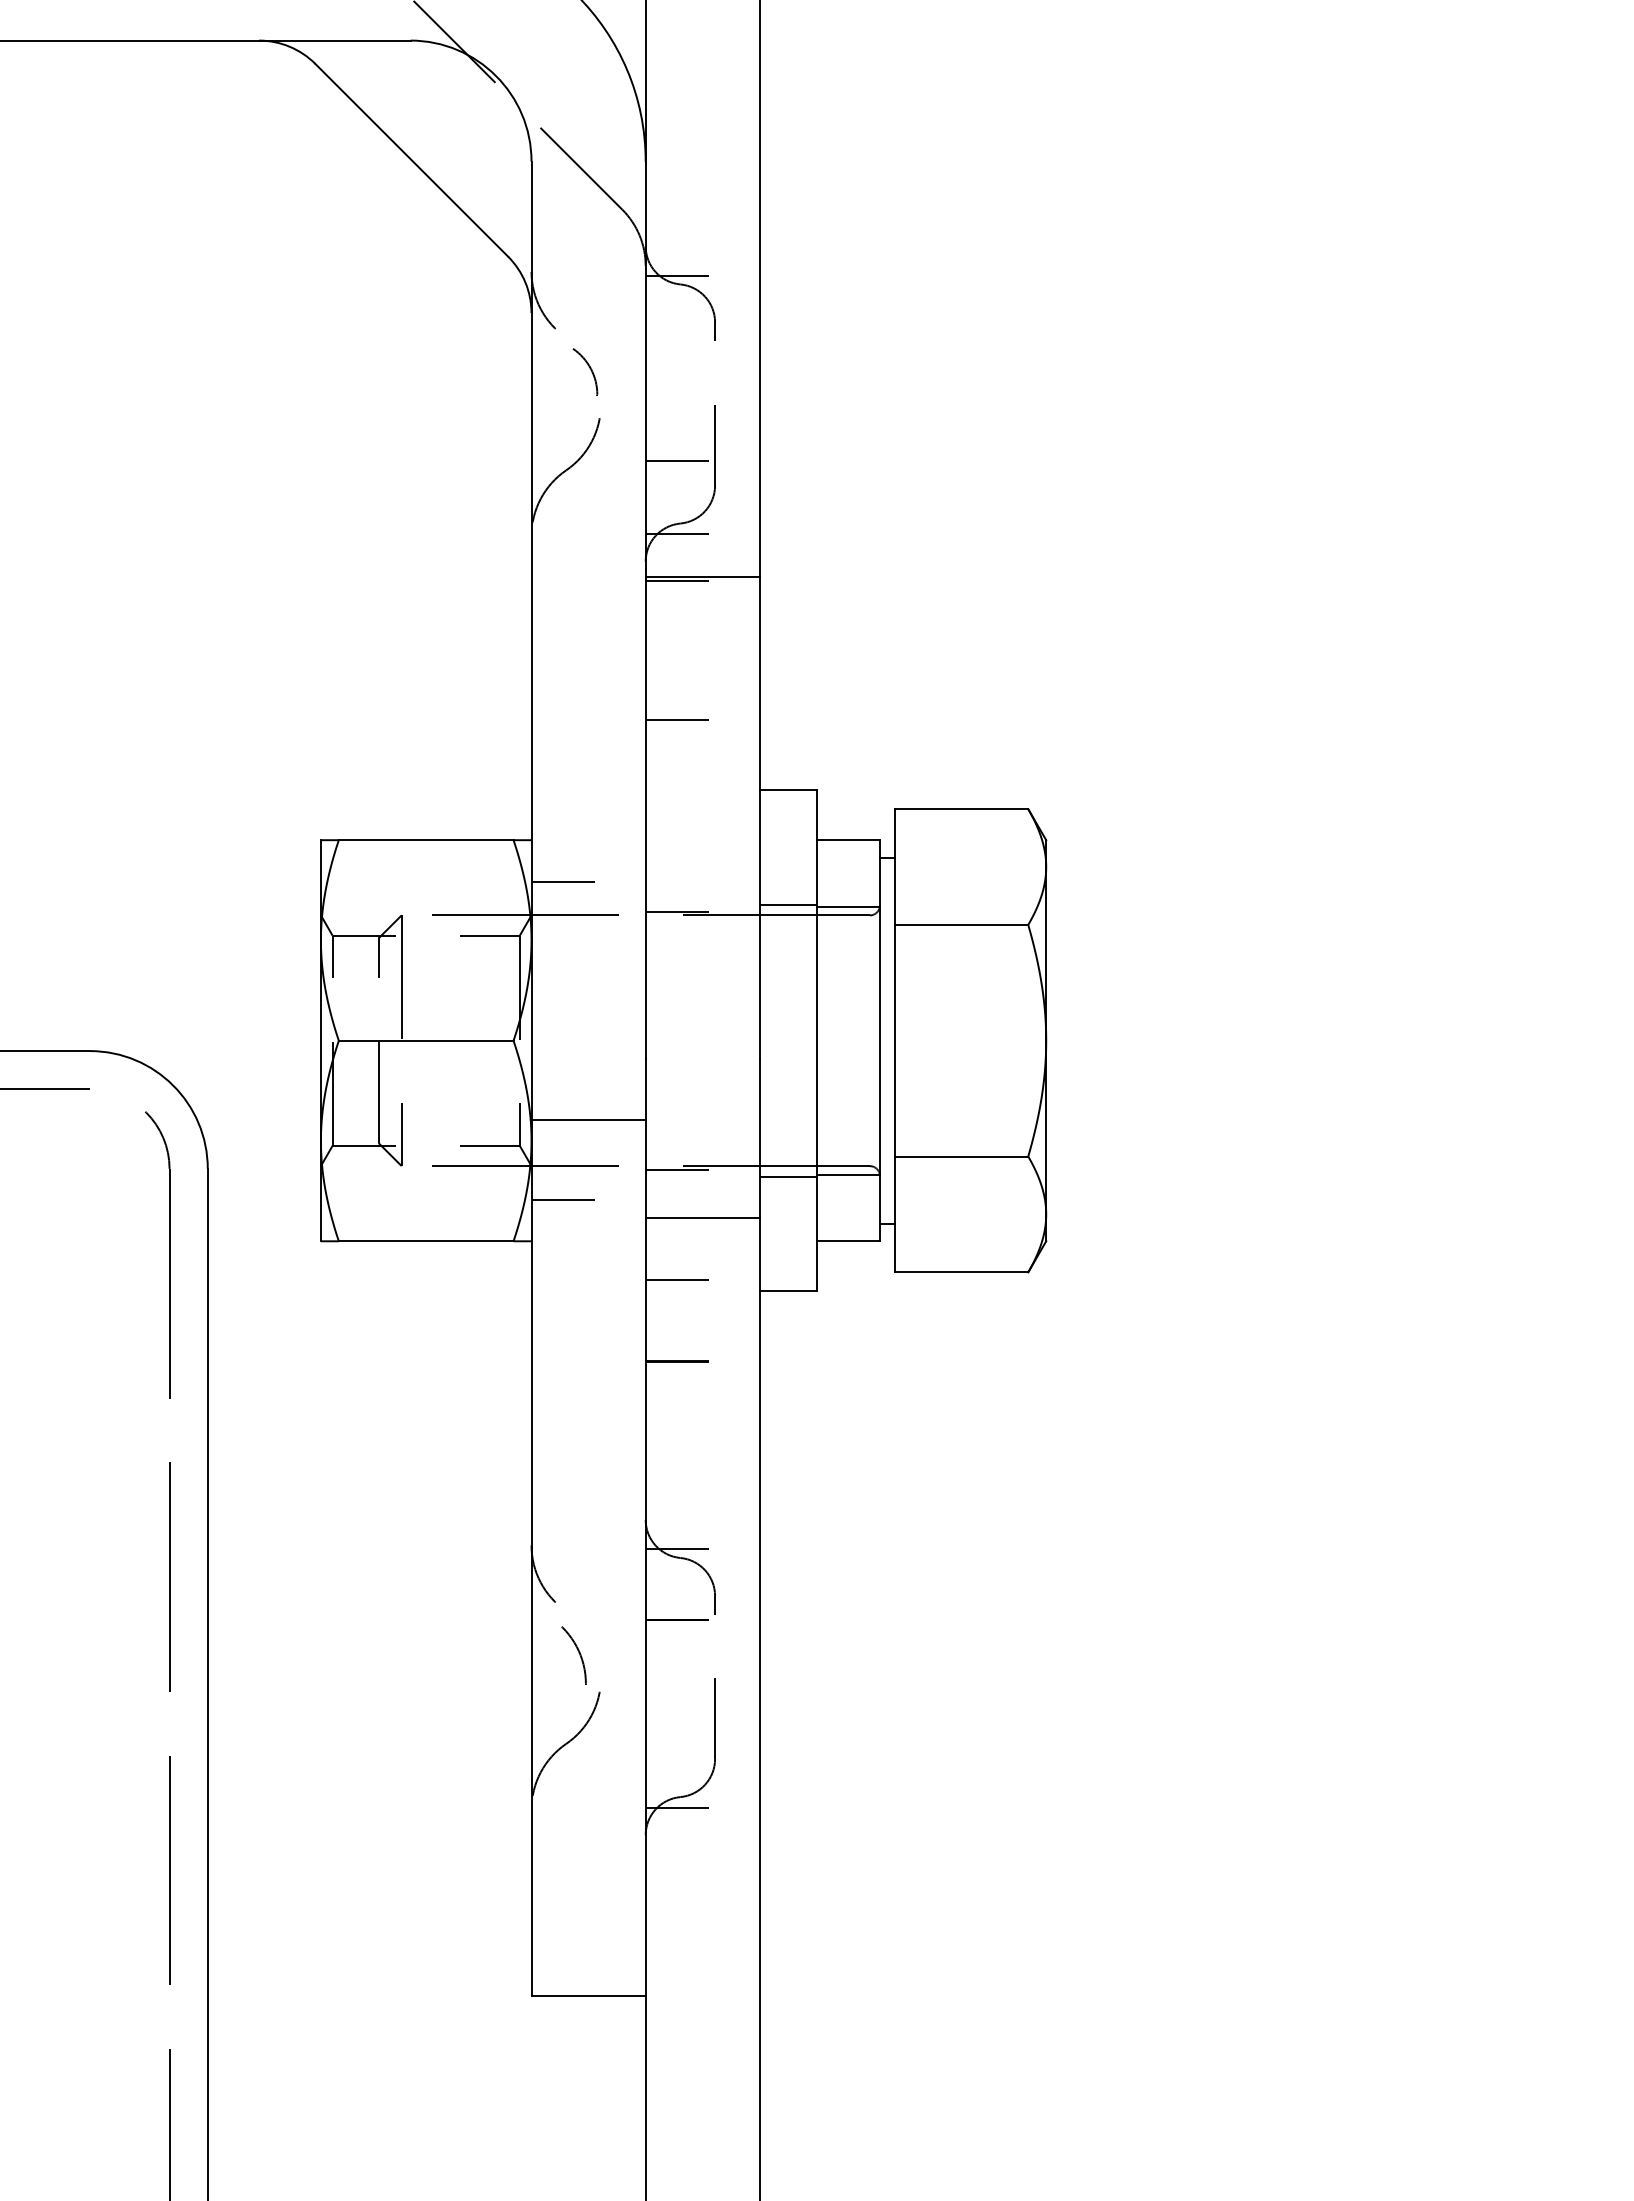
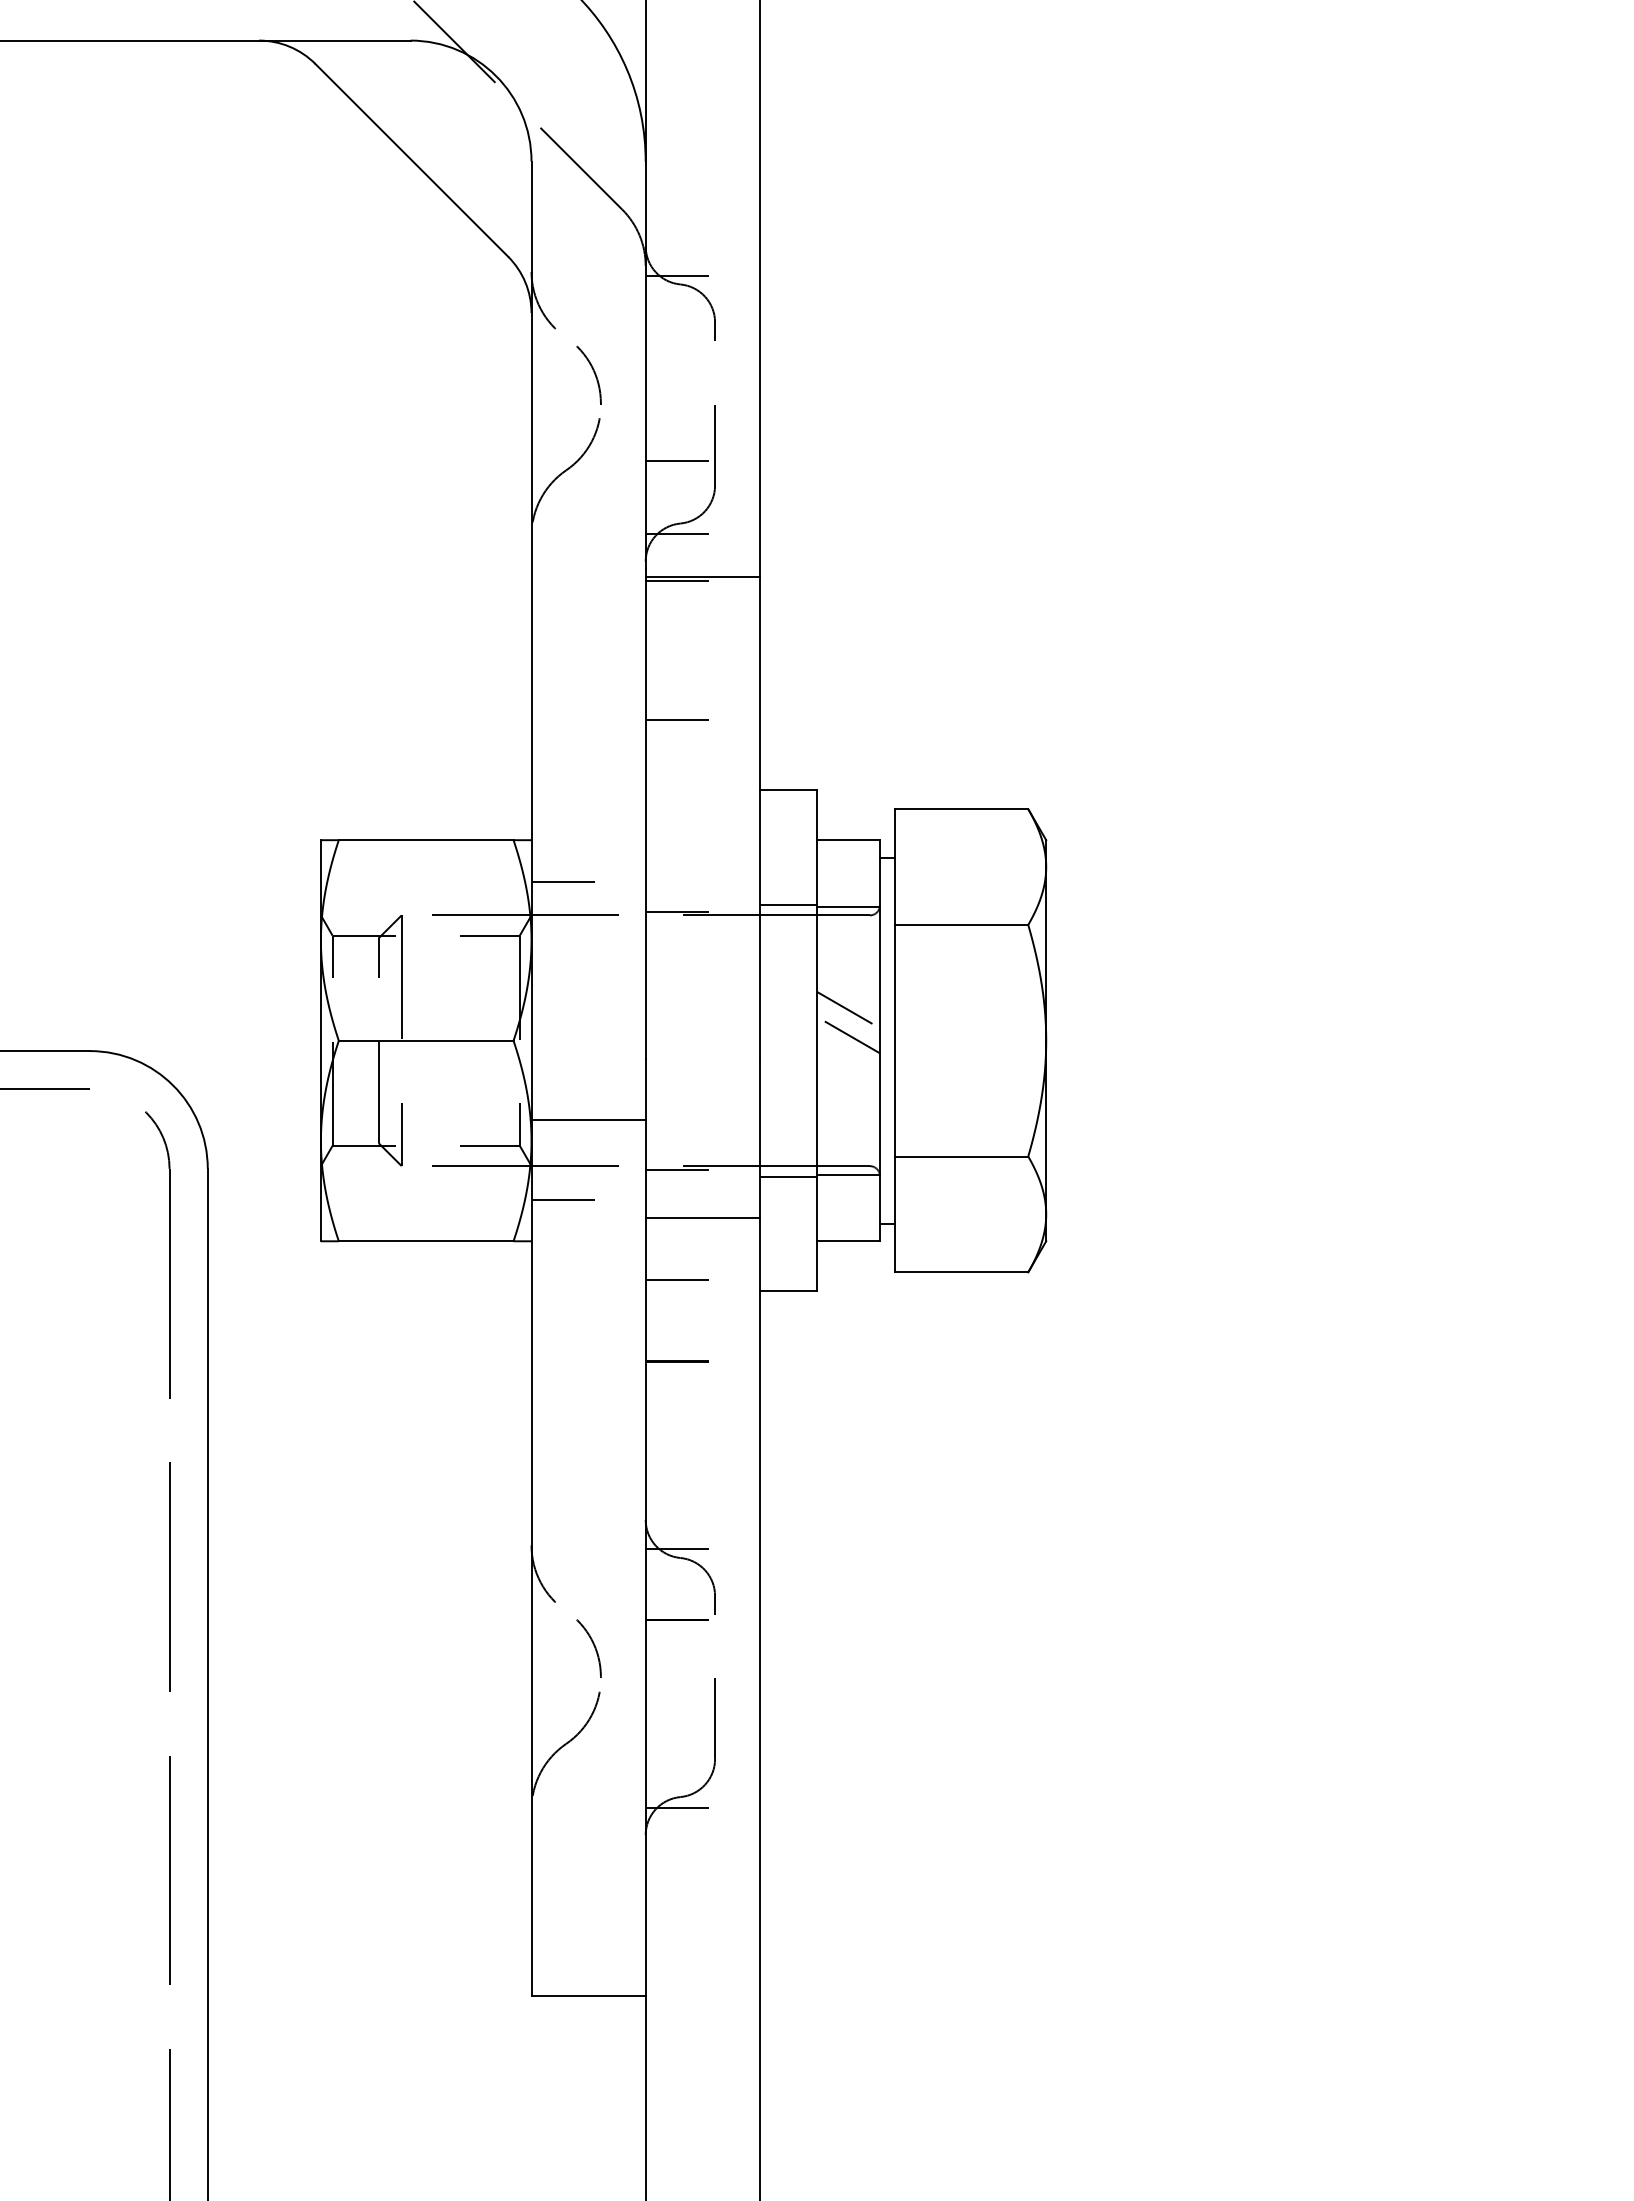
part size: 26x48 px -> 26x60 px (588, 374)
line: none -> present (848, 1010)
line: none -> present (848, 1035)
part position: (573, 1655) -> (588, 1648) (588, 1648)
